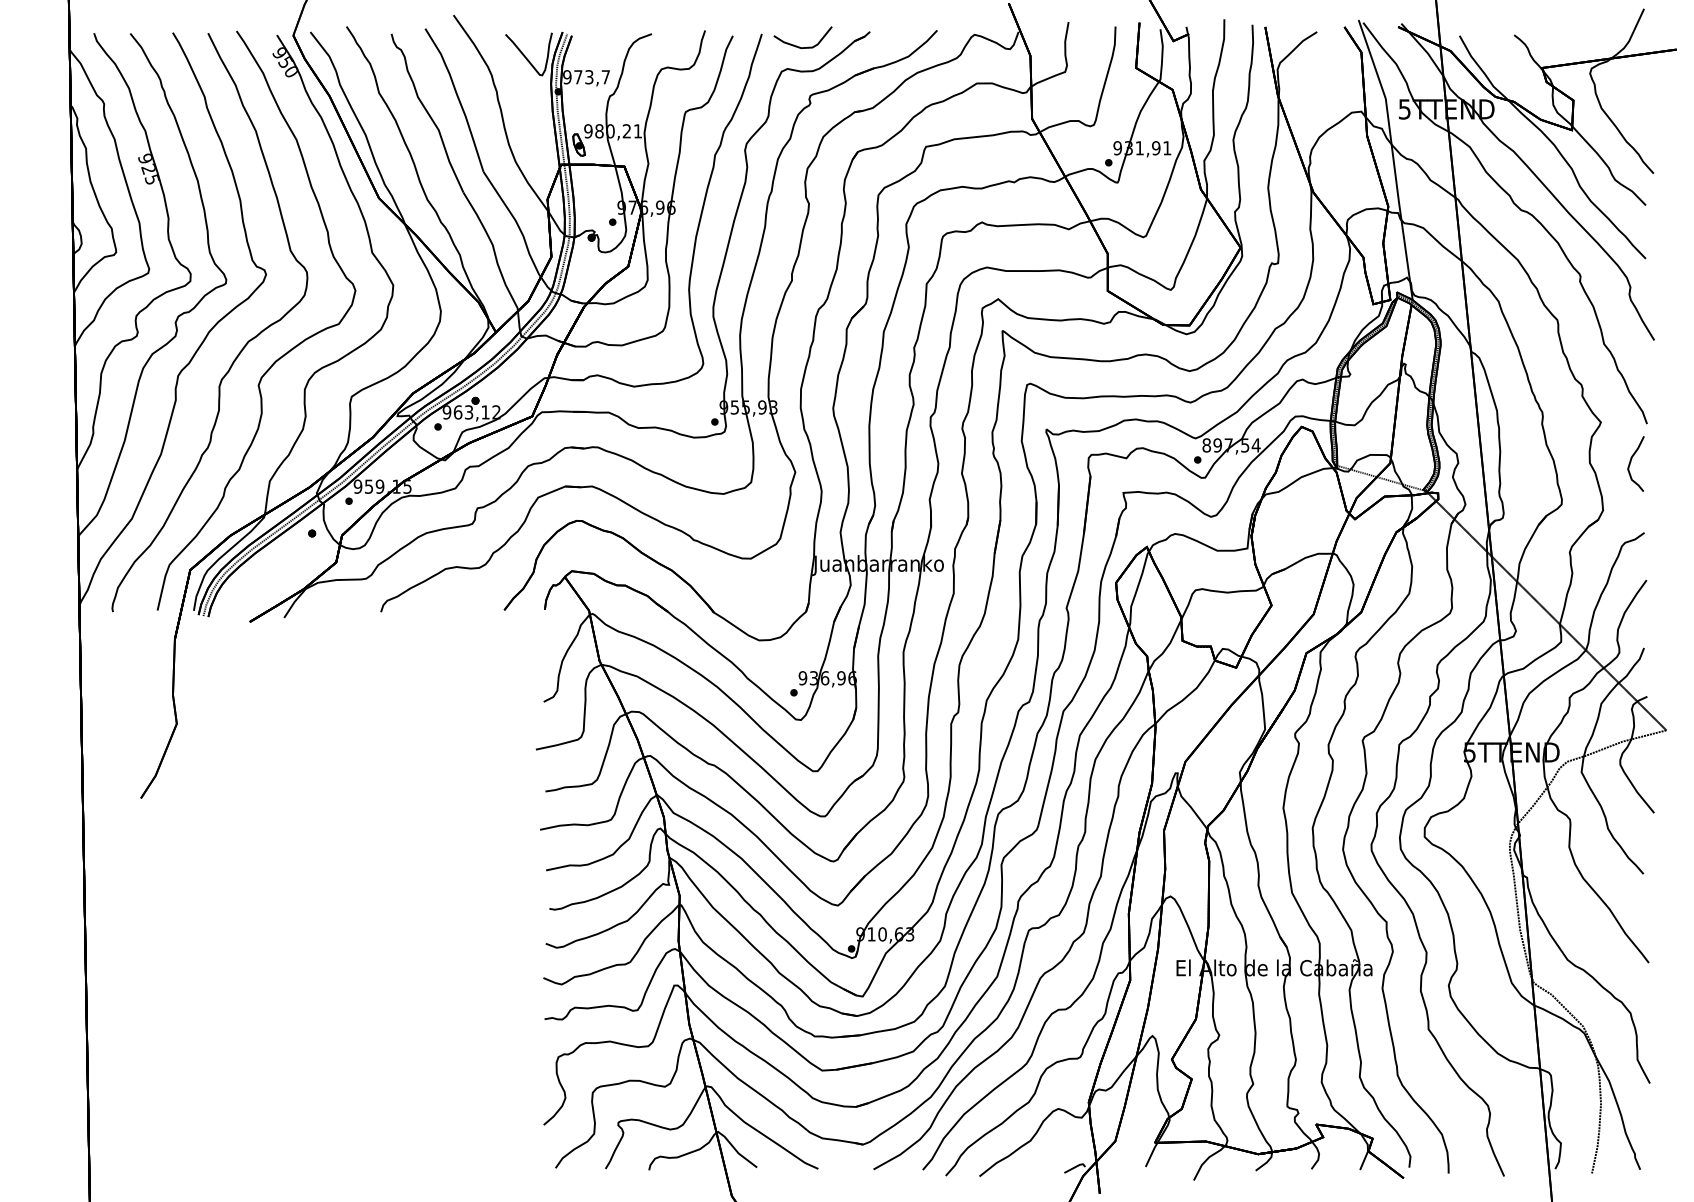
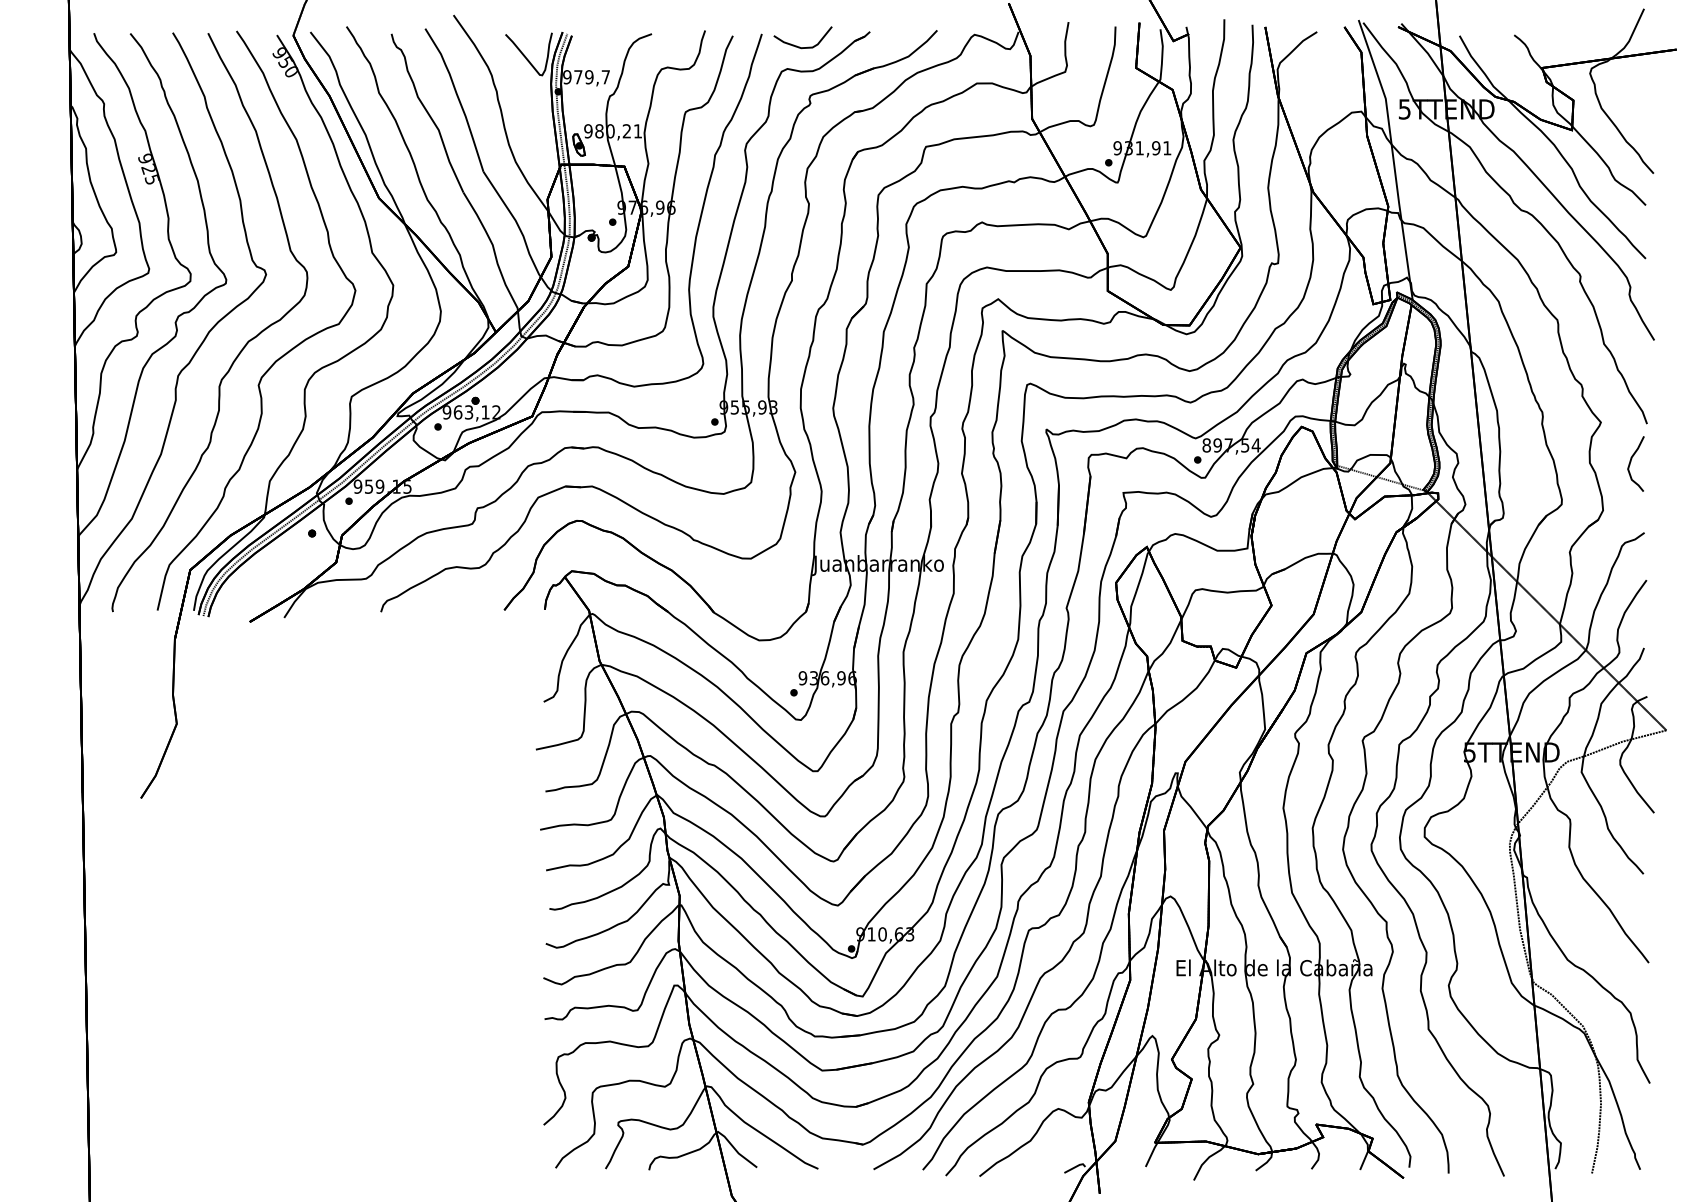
text: 973,7 -> 979,7 (589, 77)
